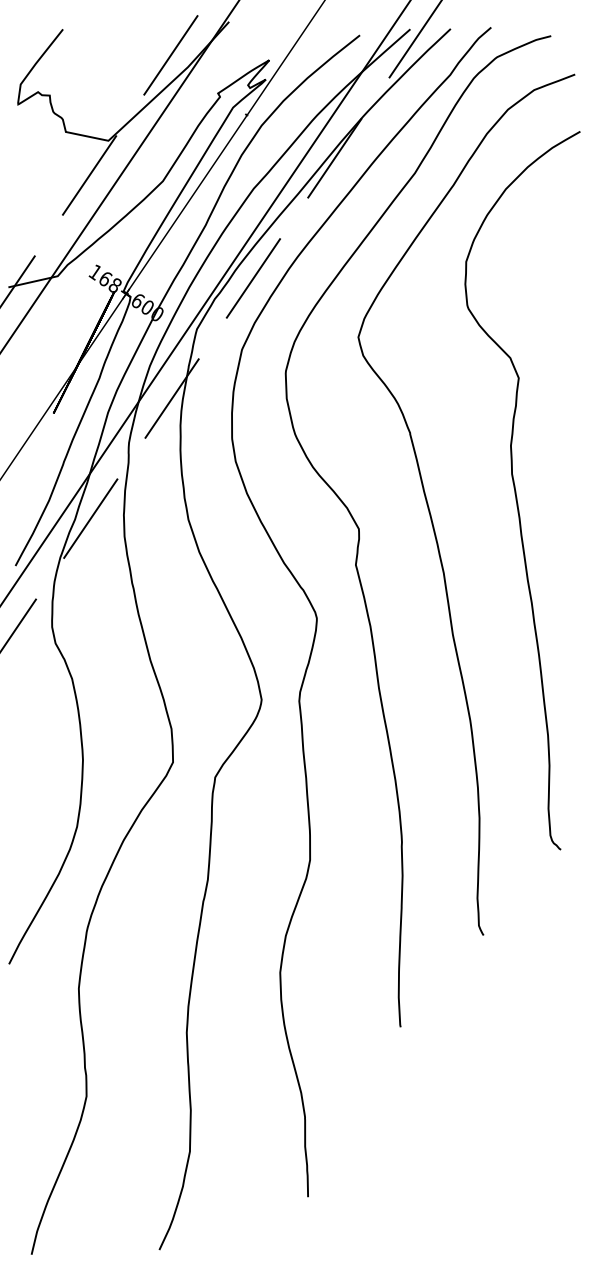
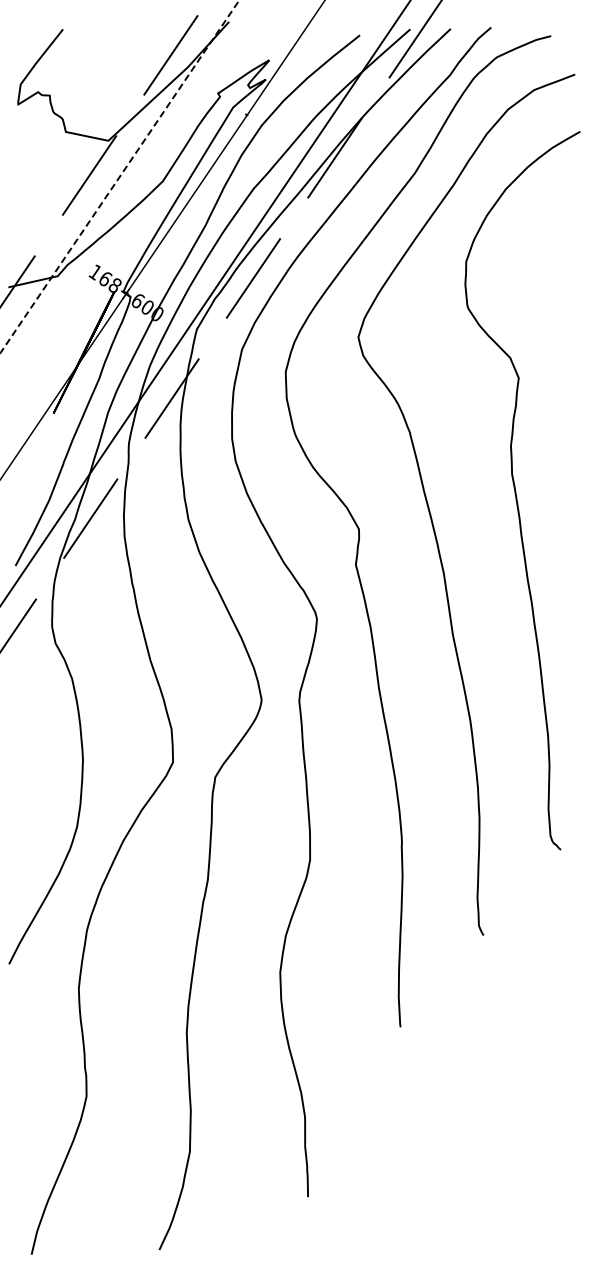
line: solid -> dashed (120, 176)
